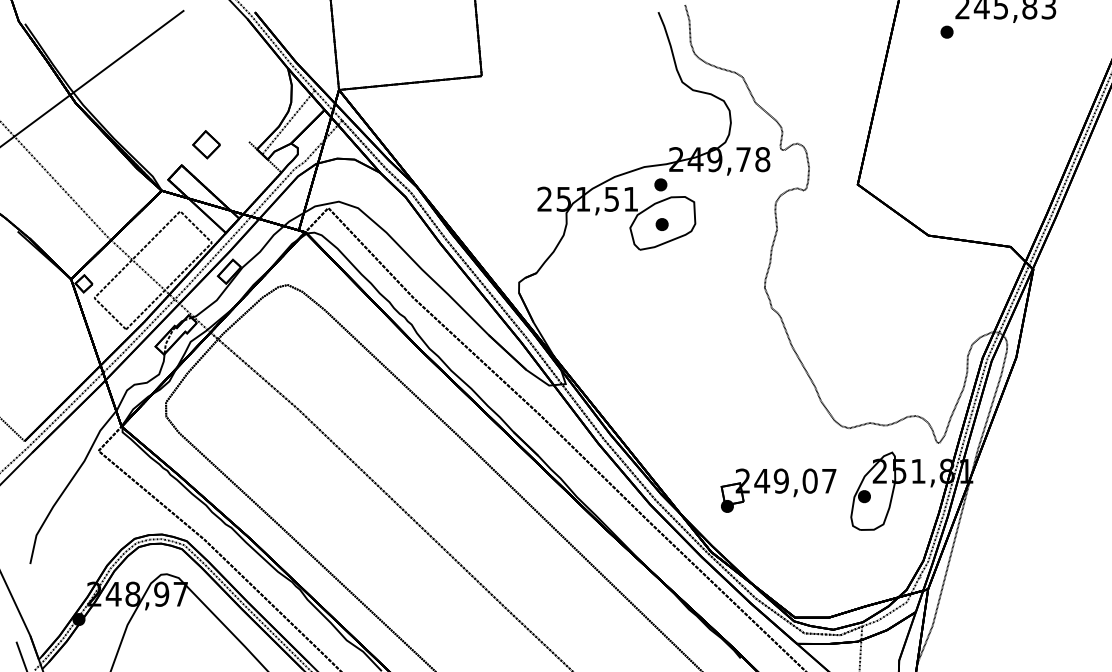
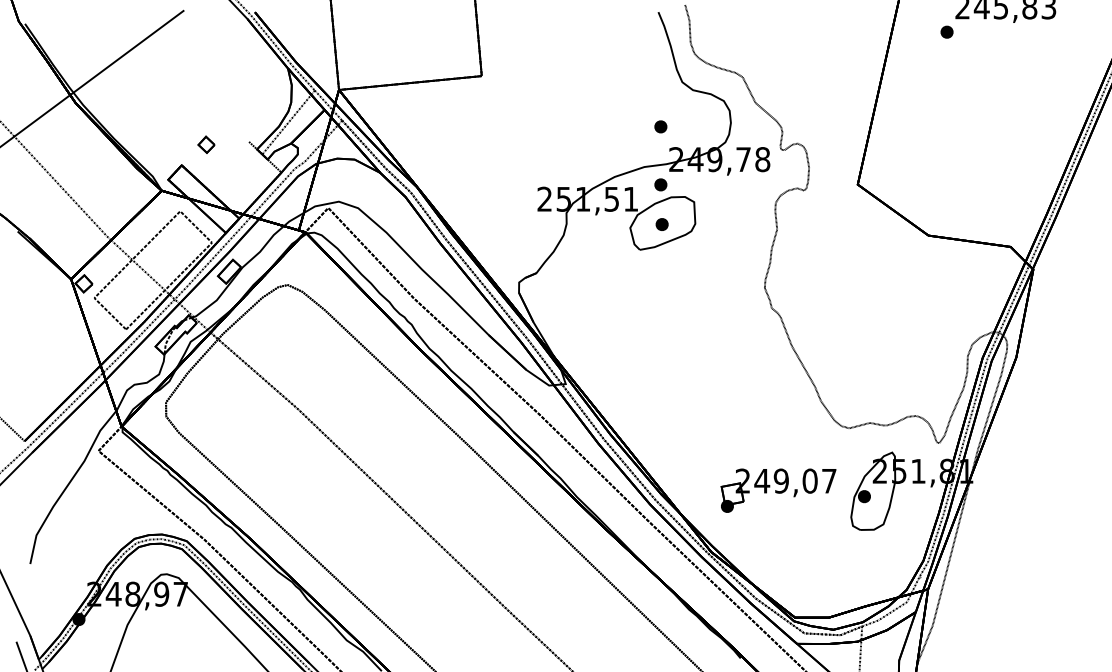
part: none -> present (660, 126)
part size: 29x30 px -> 19x19 px (206, 144)
